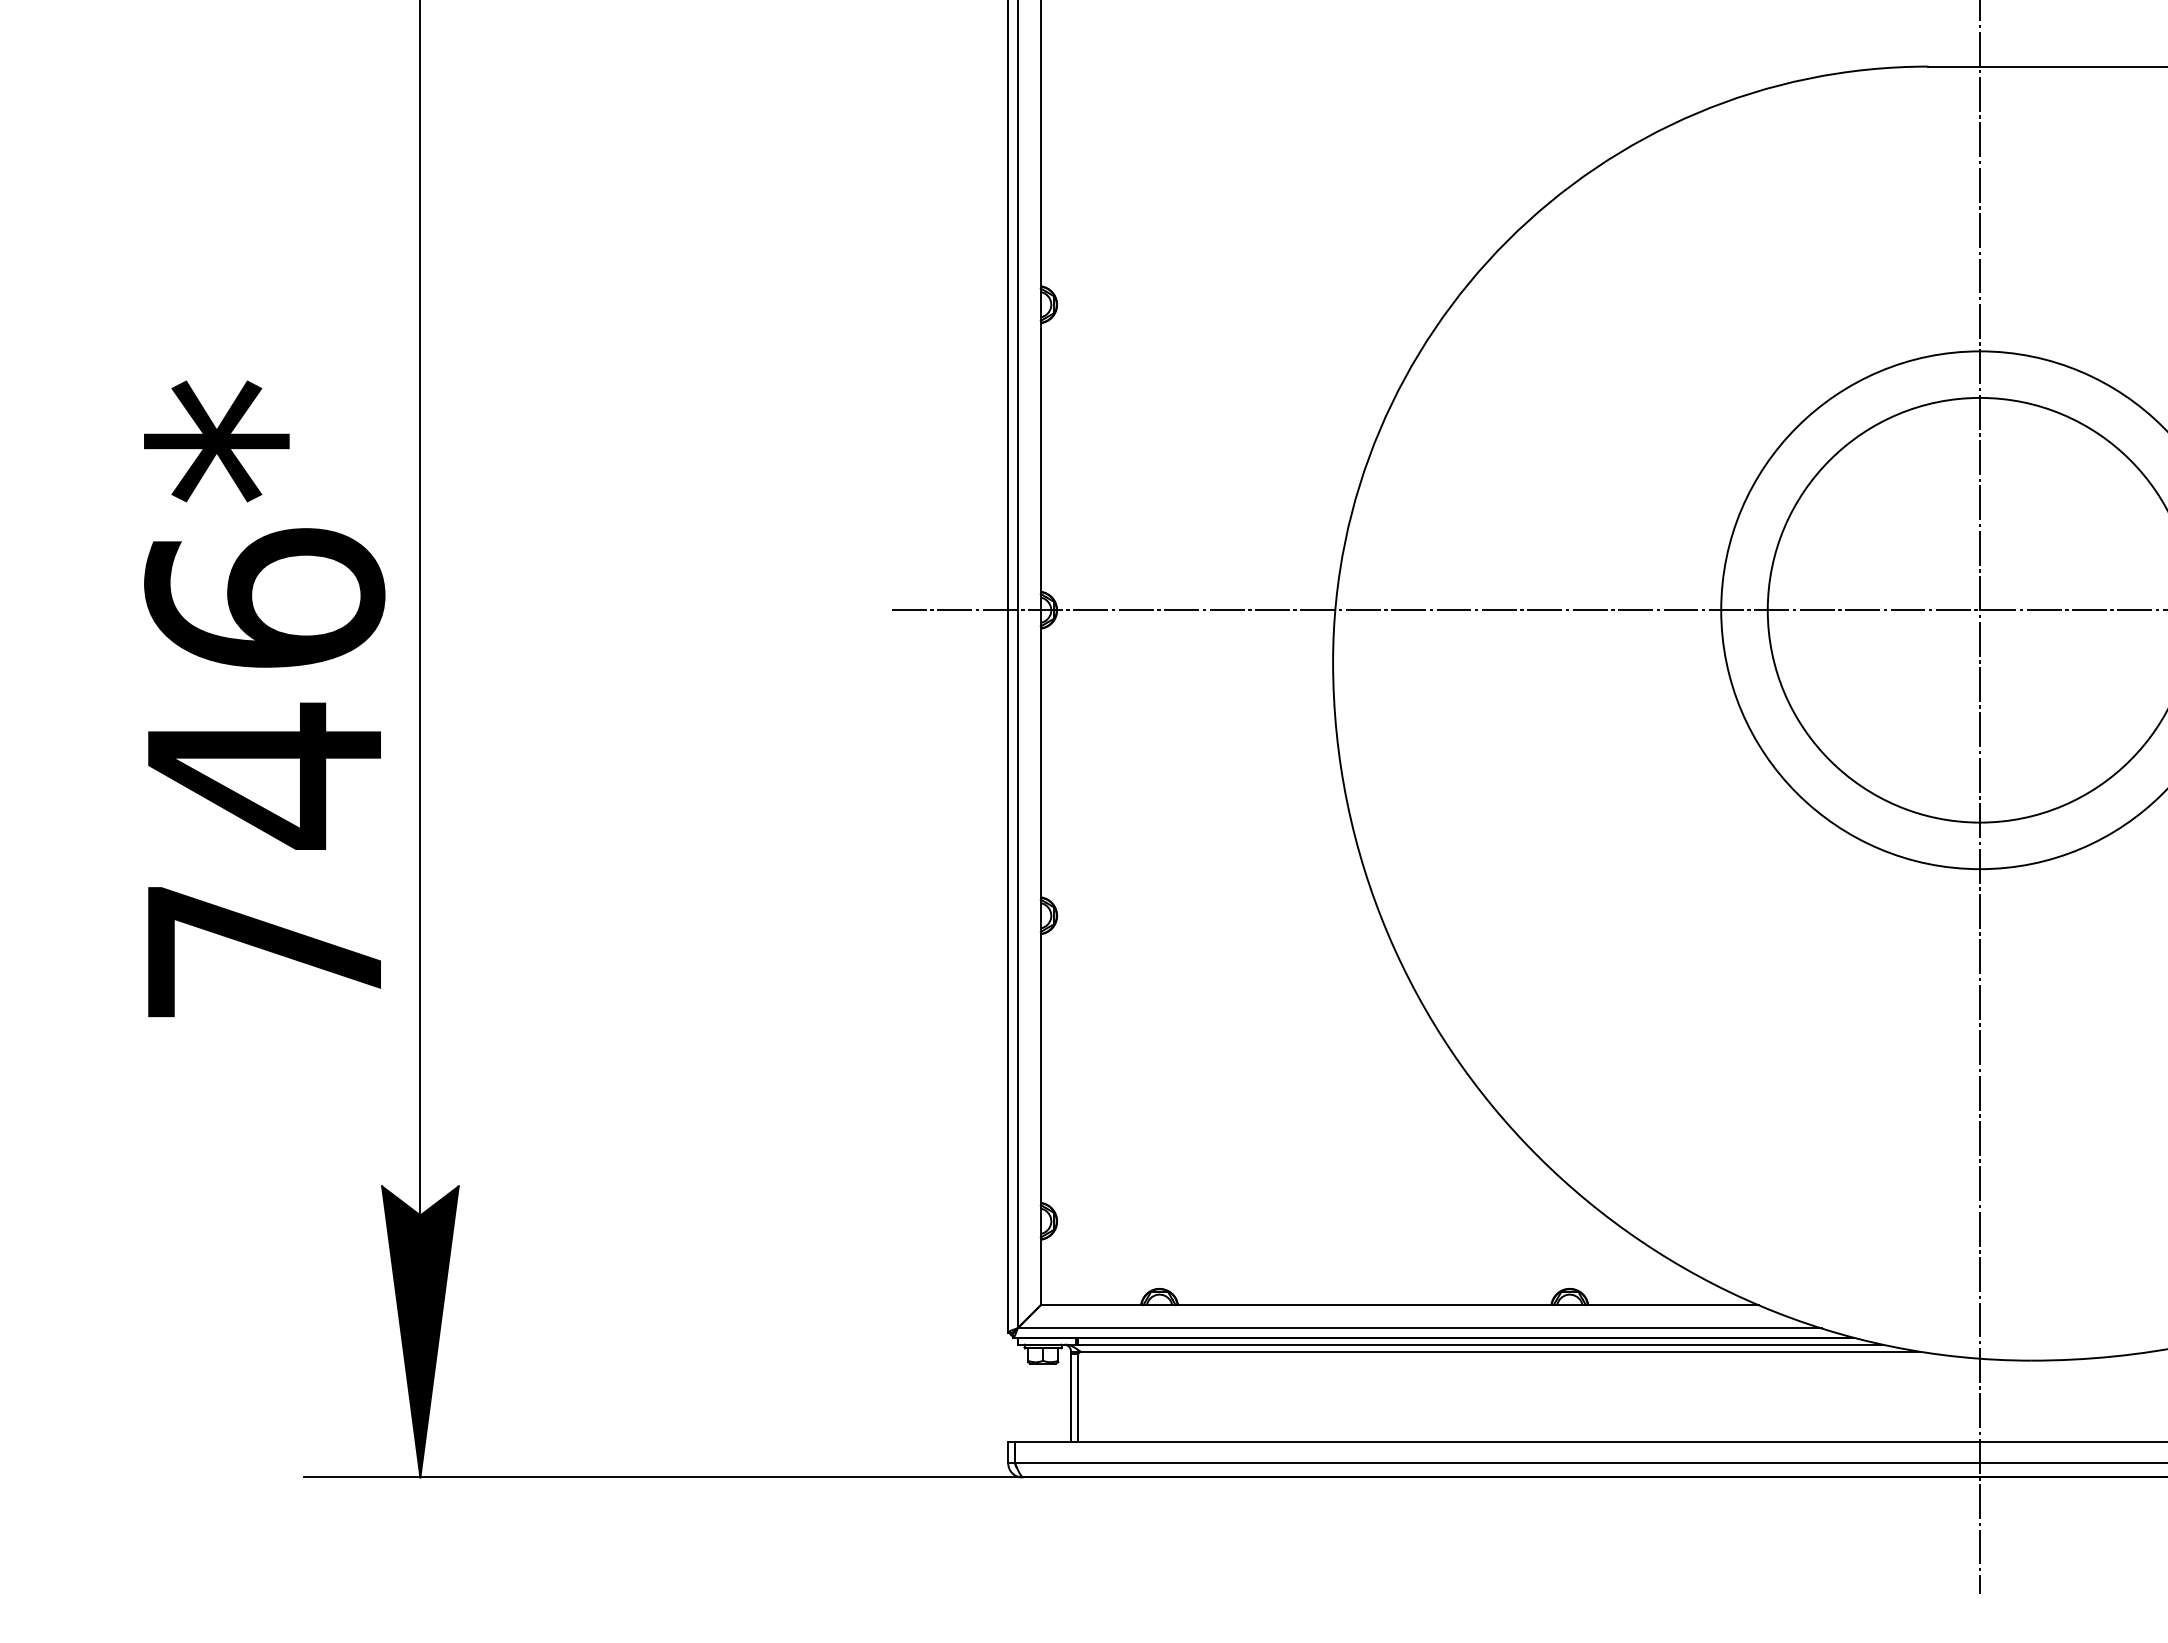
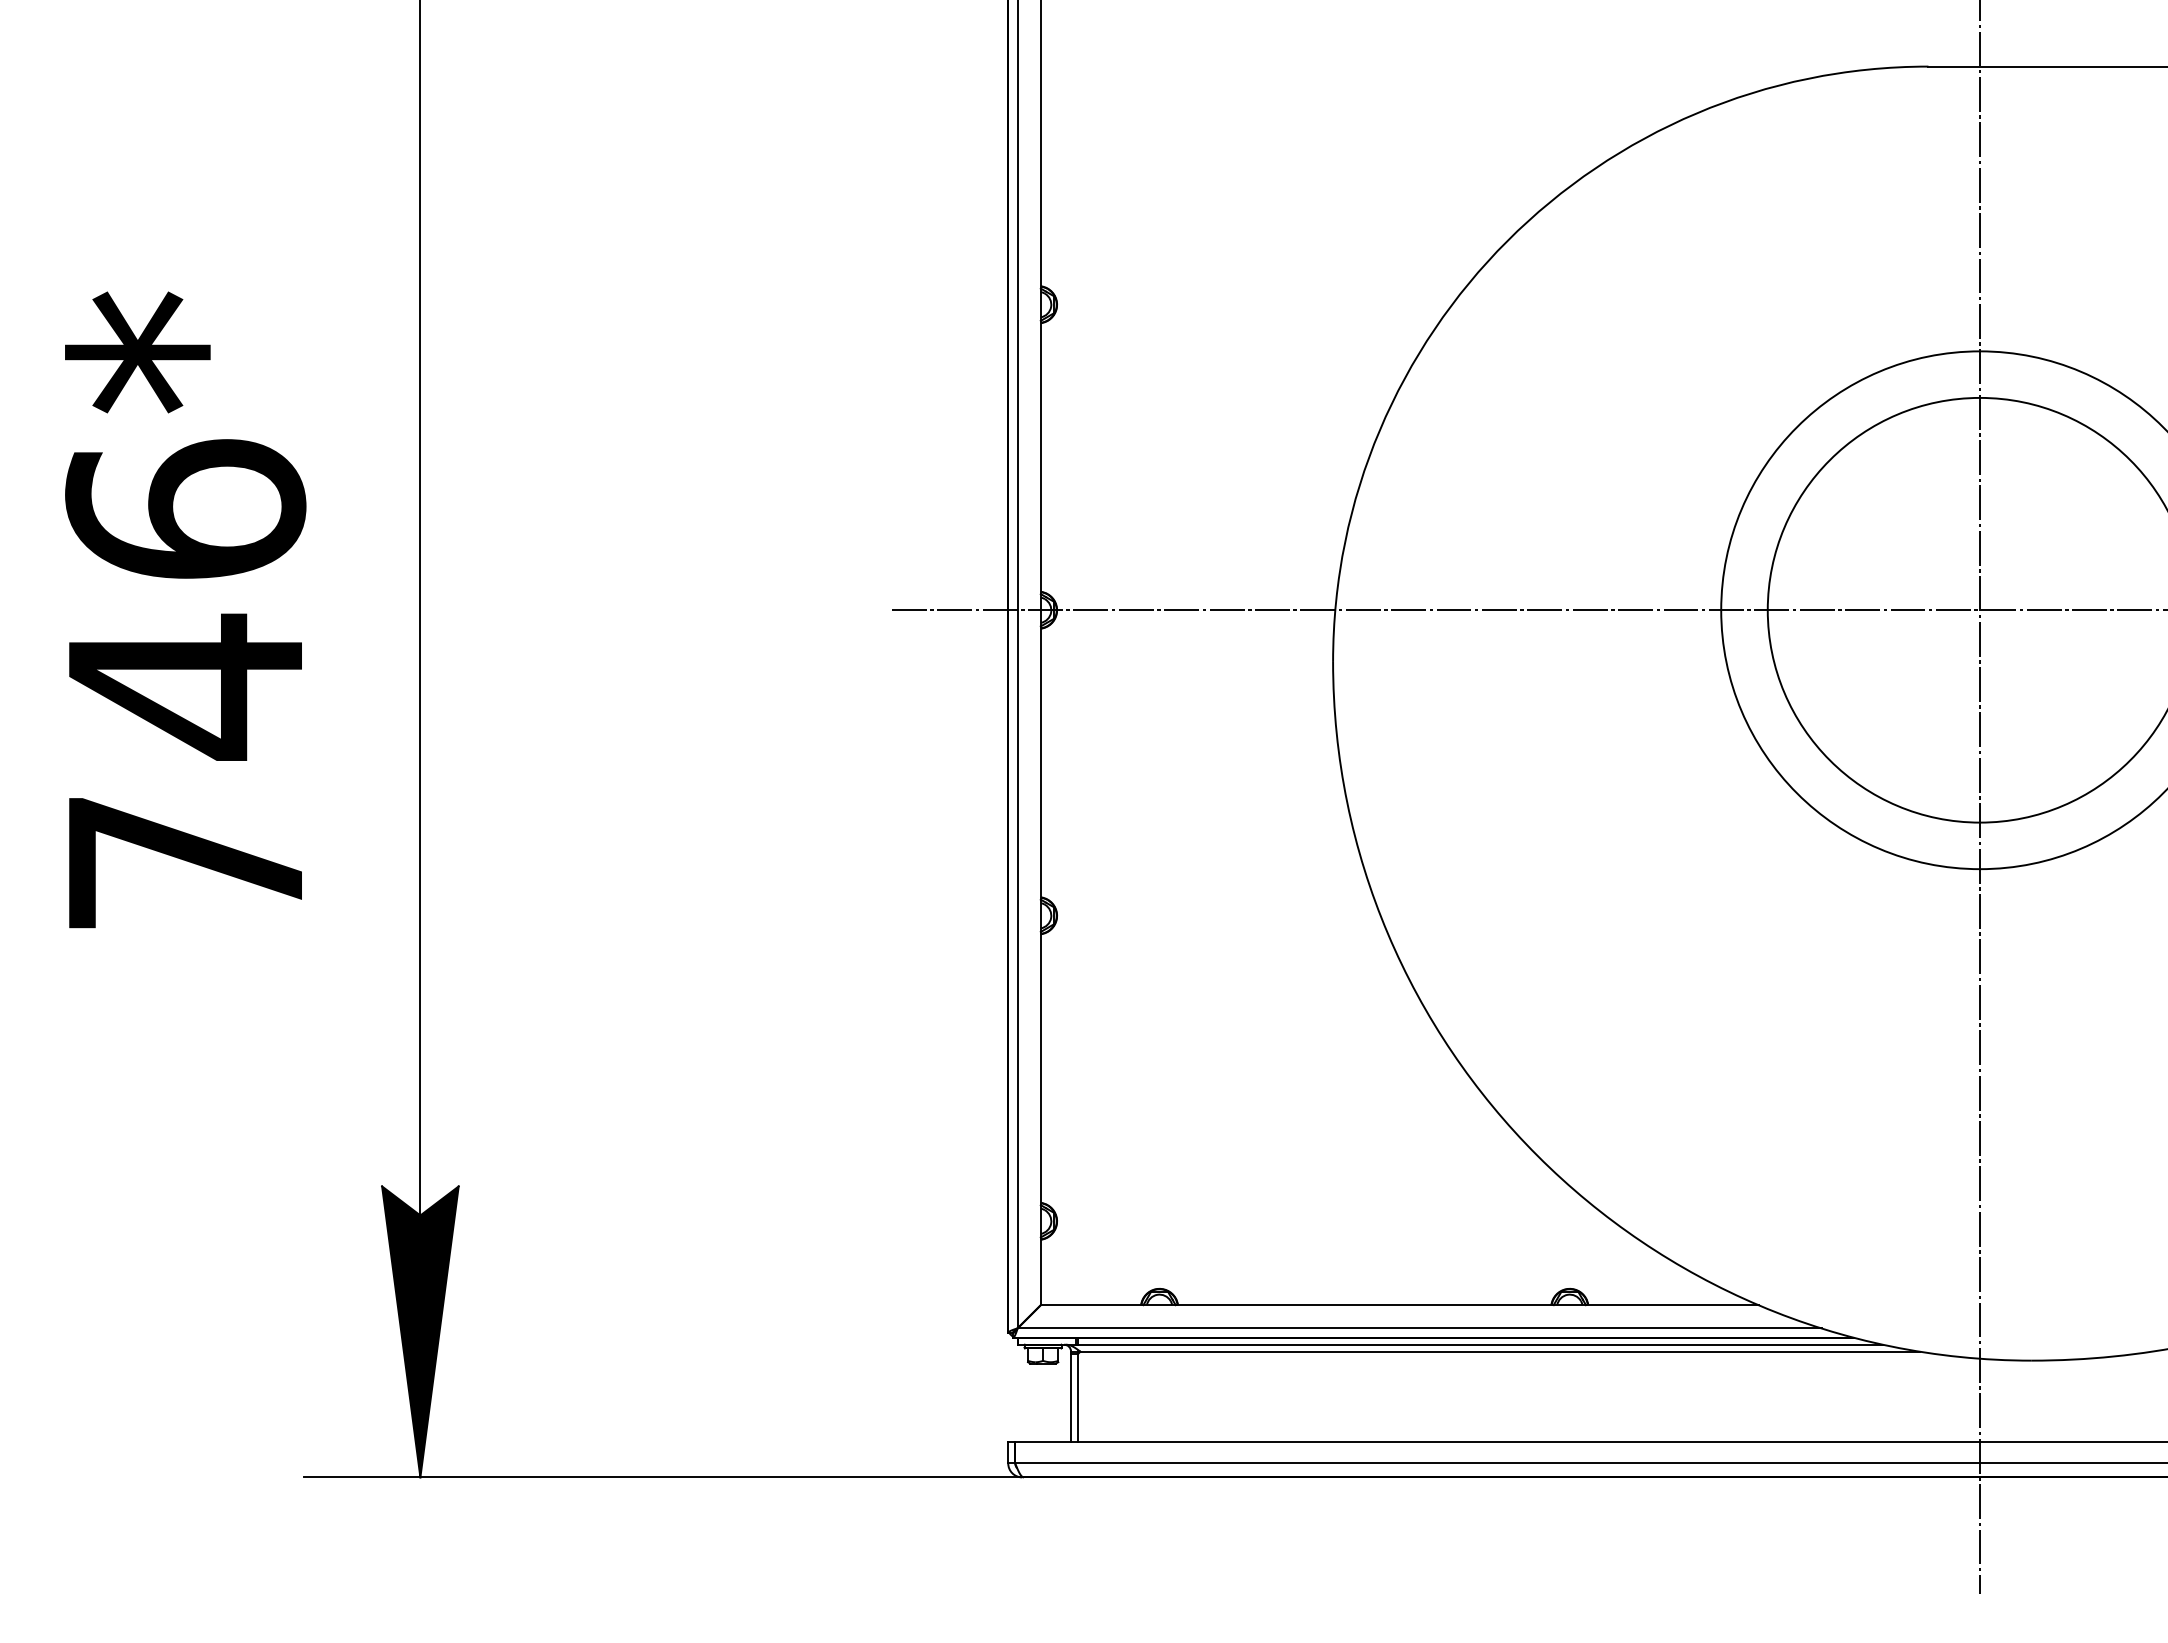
text position: (264, 698) -> (185, 609) (185, 609)
